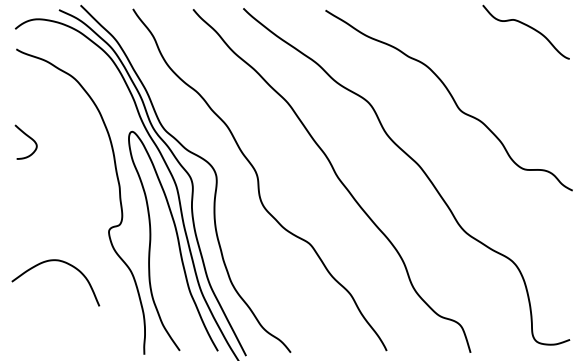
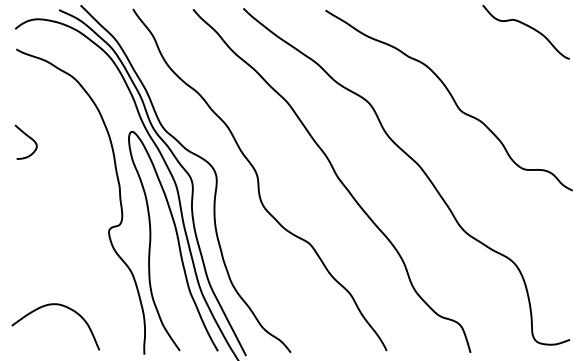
curve position: (61, 262) -> (61, 306) (61, 306)
